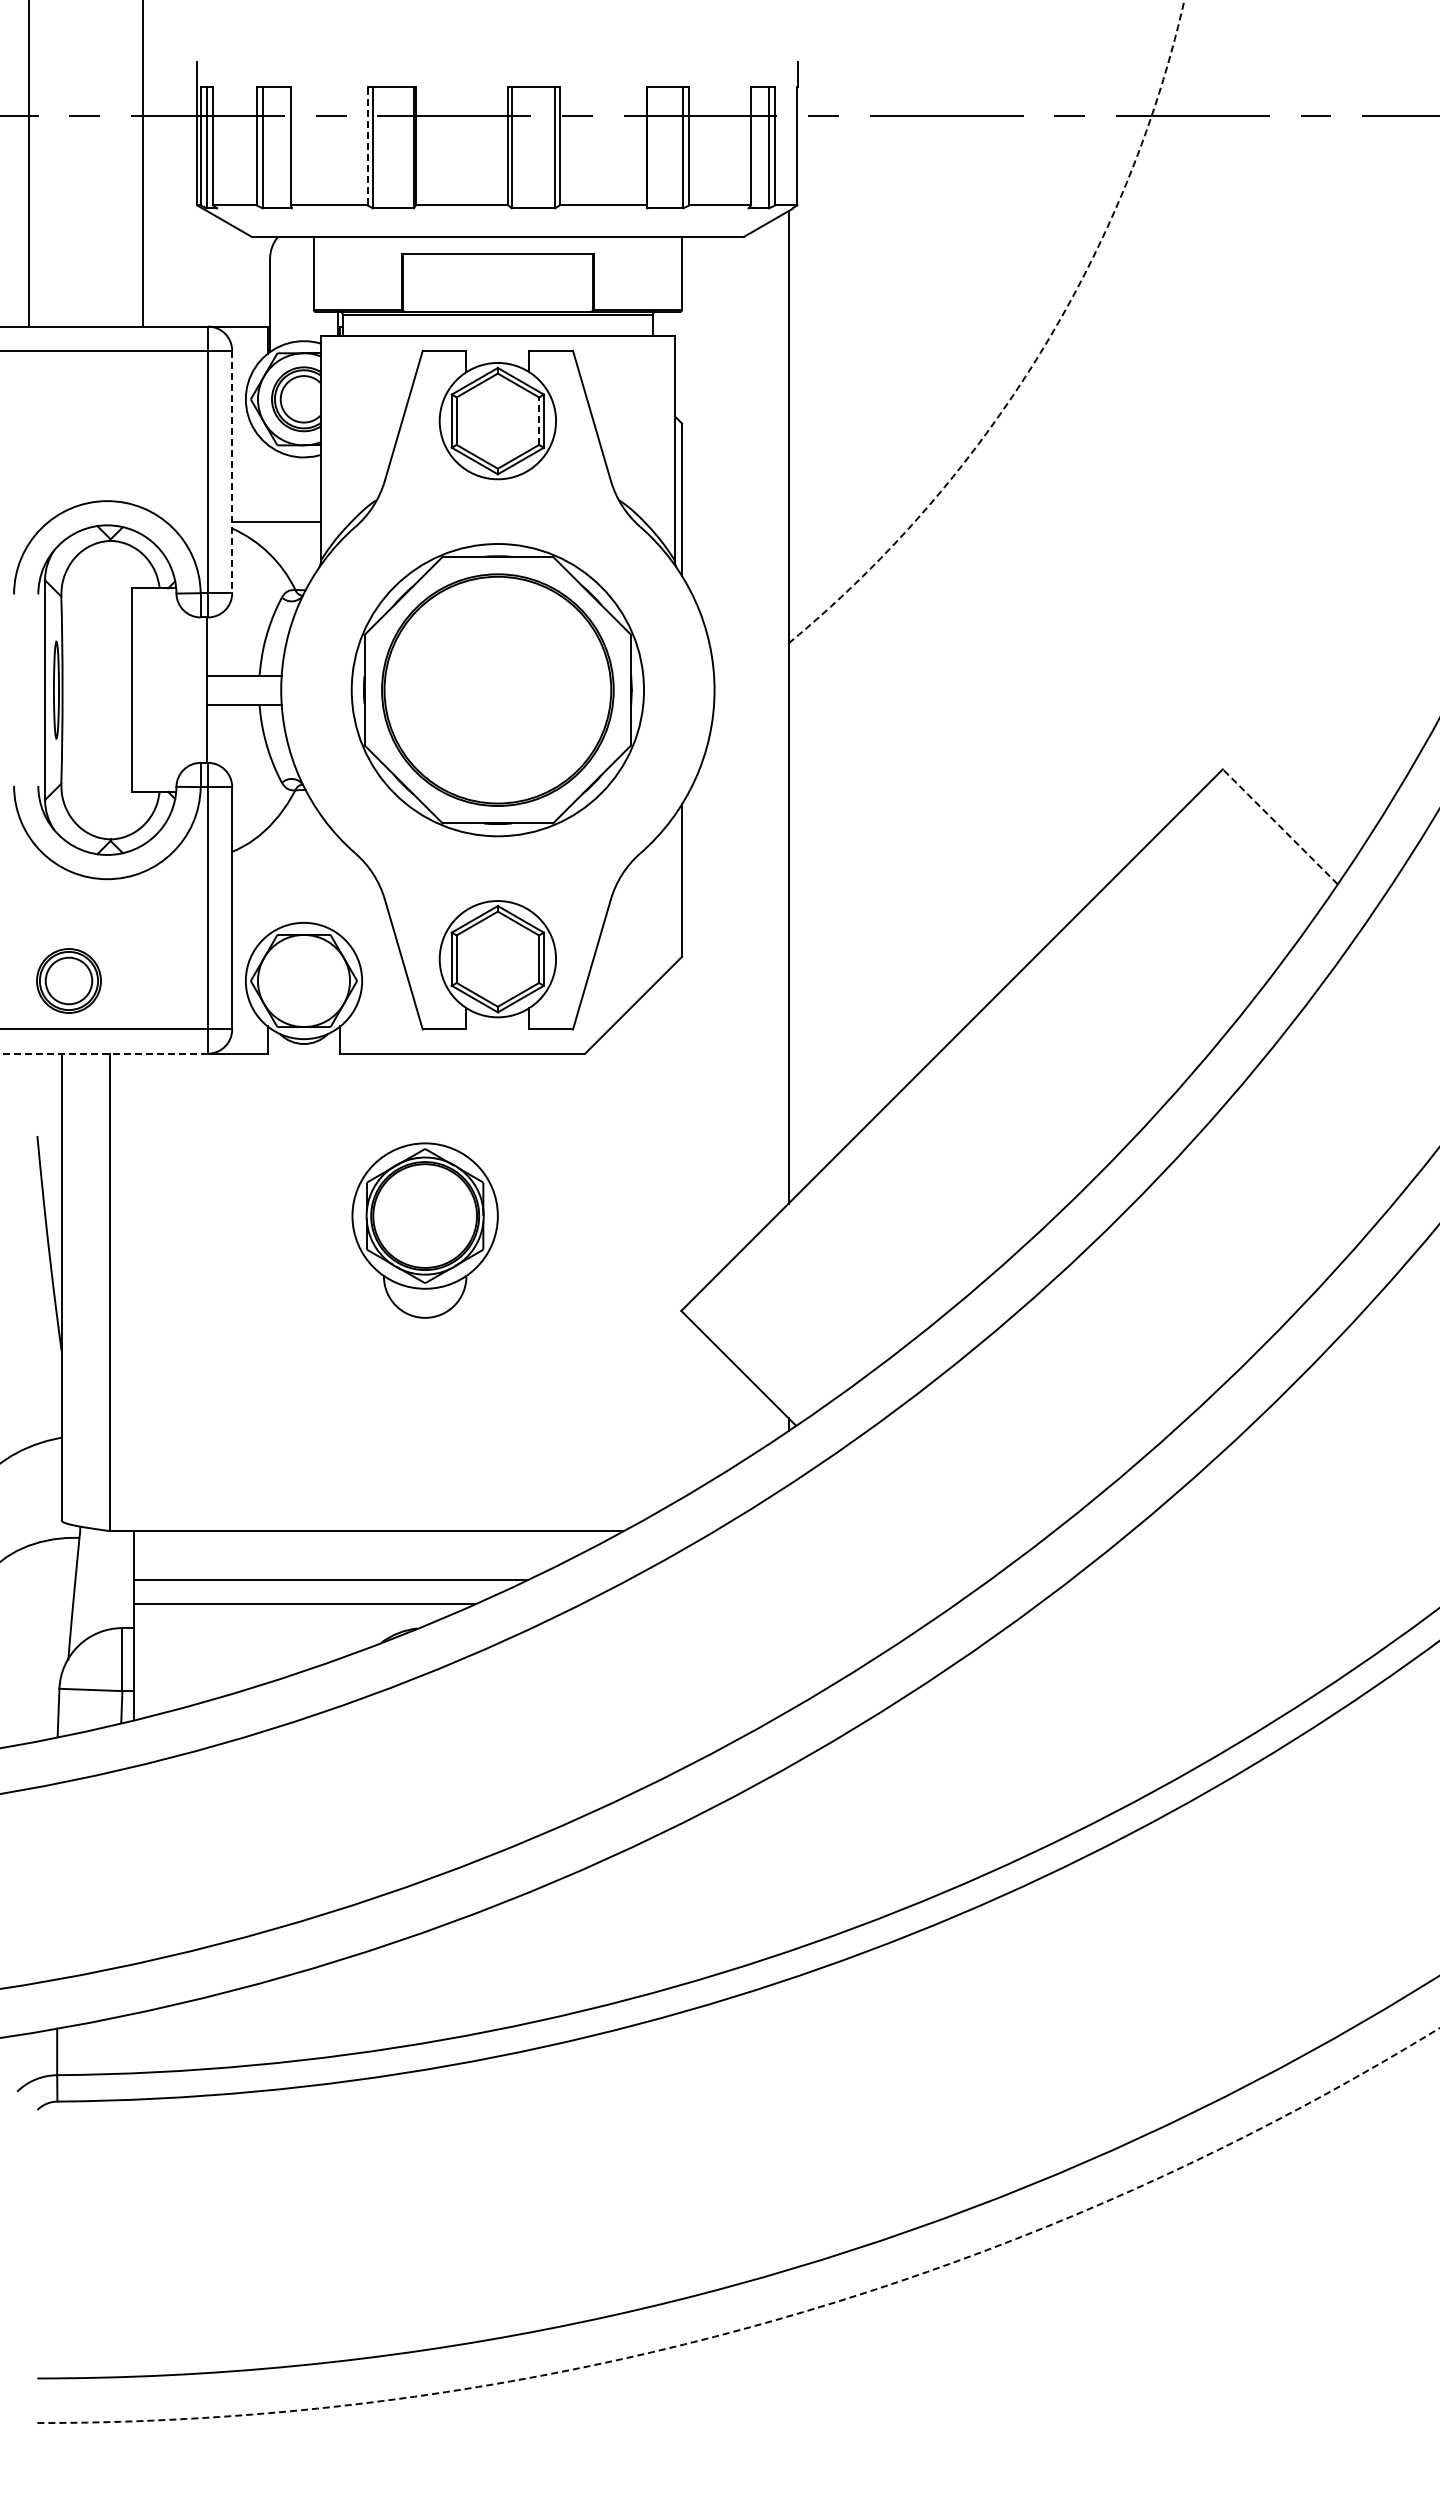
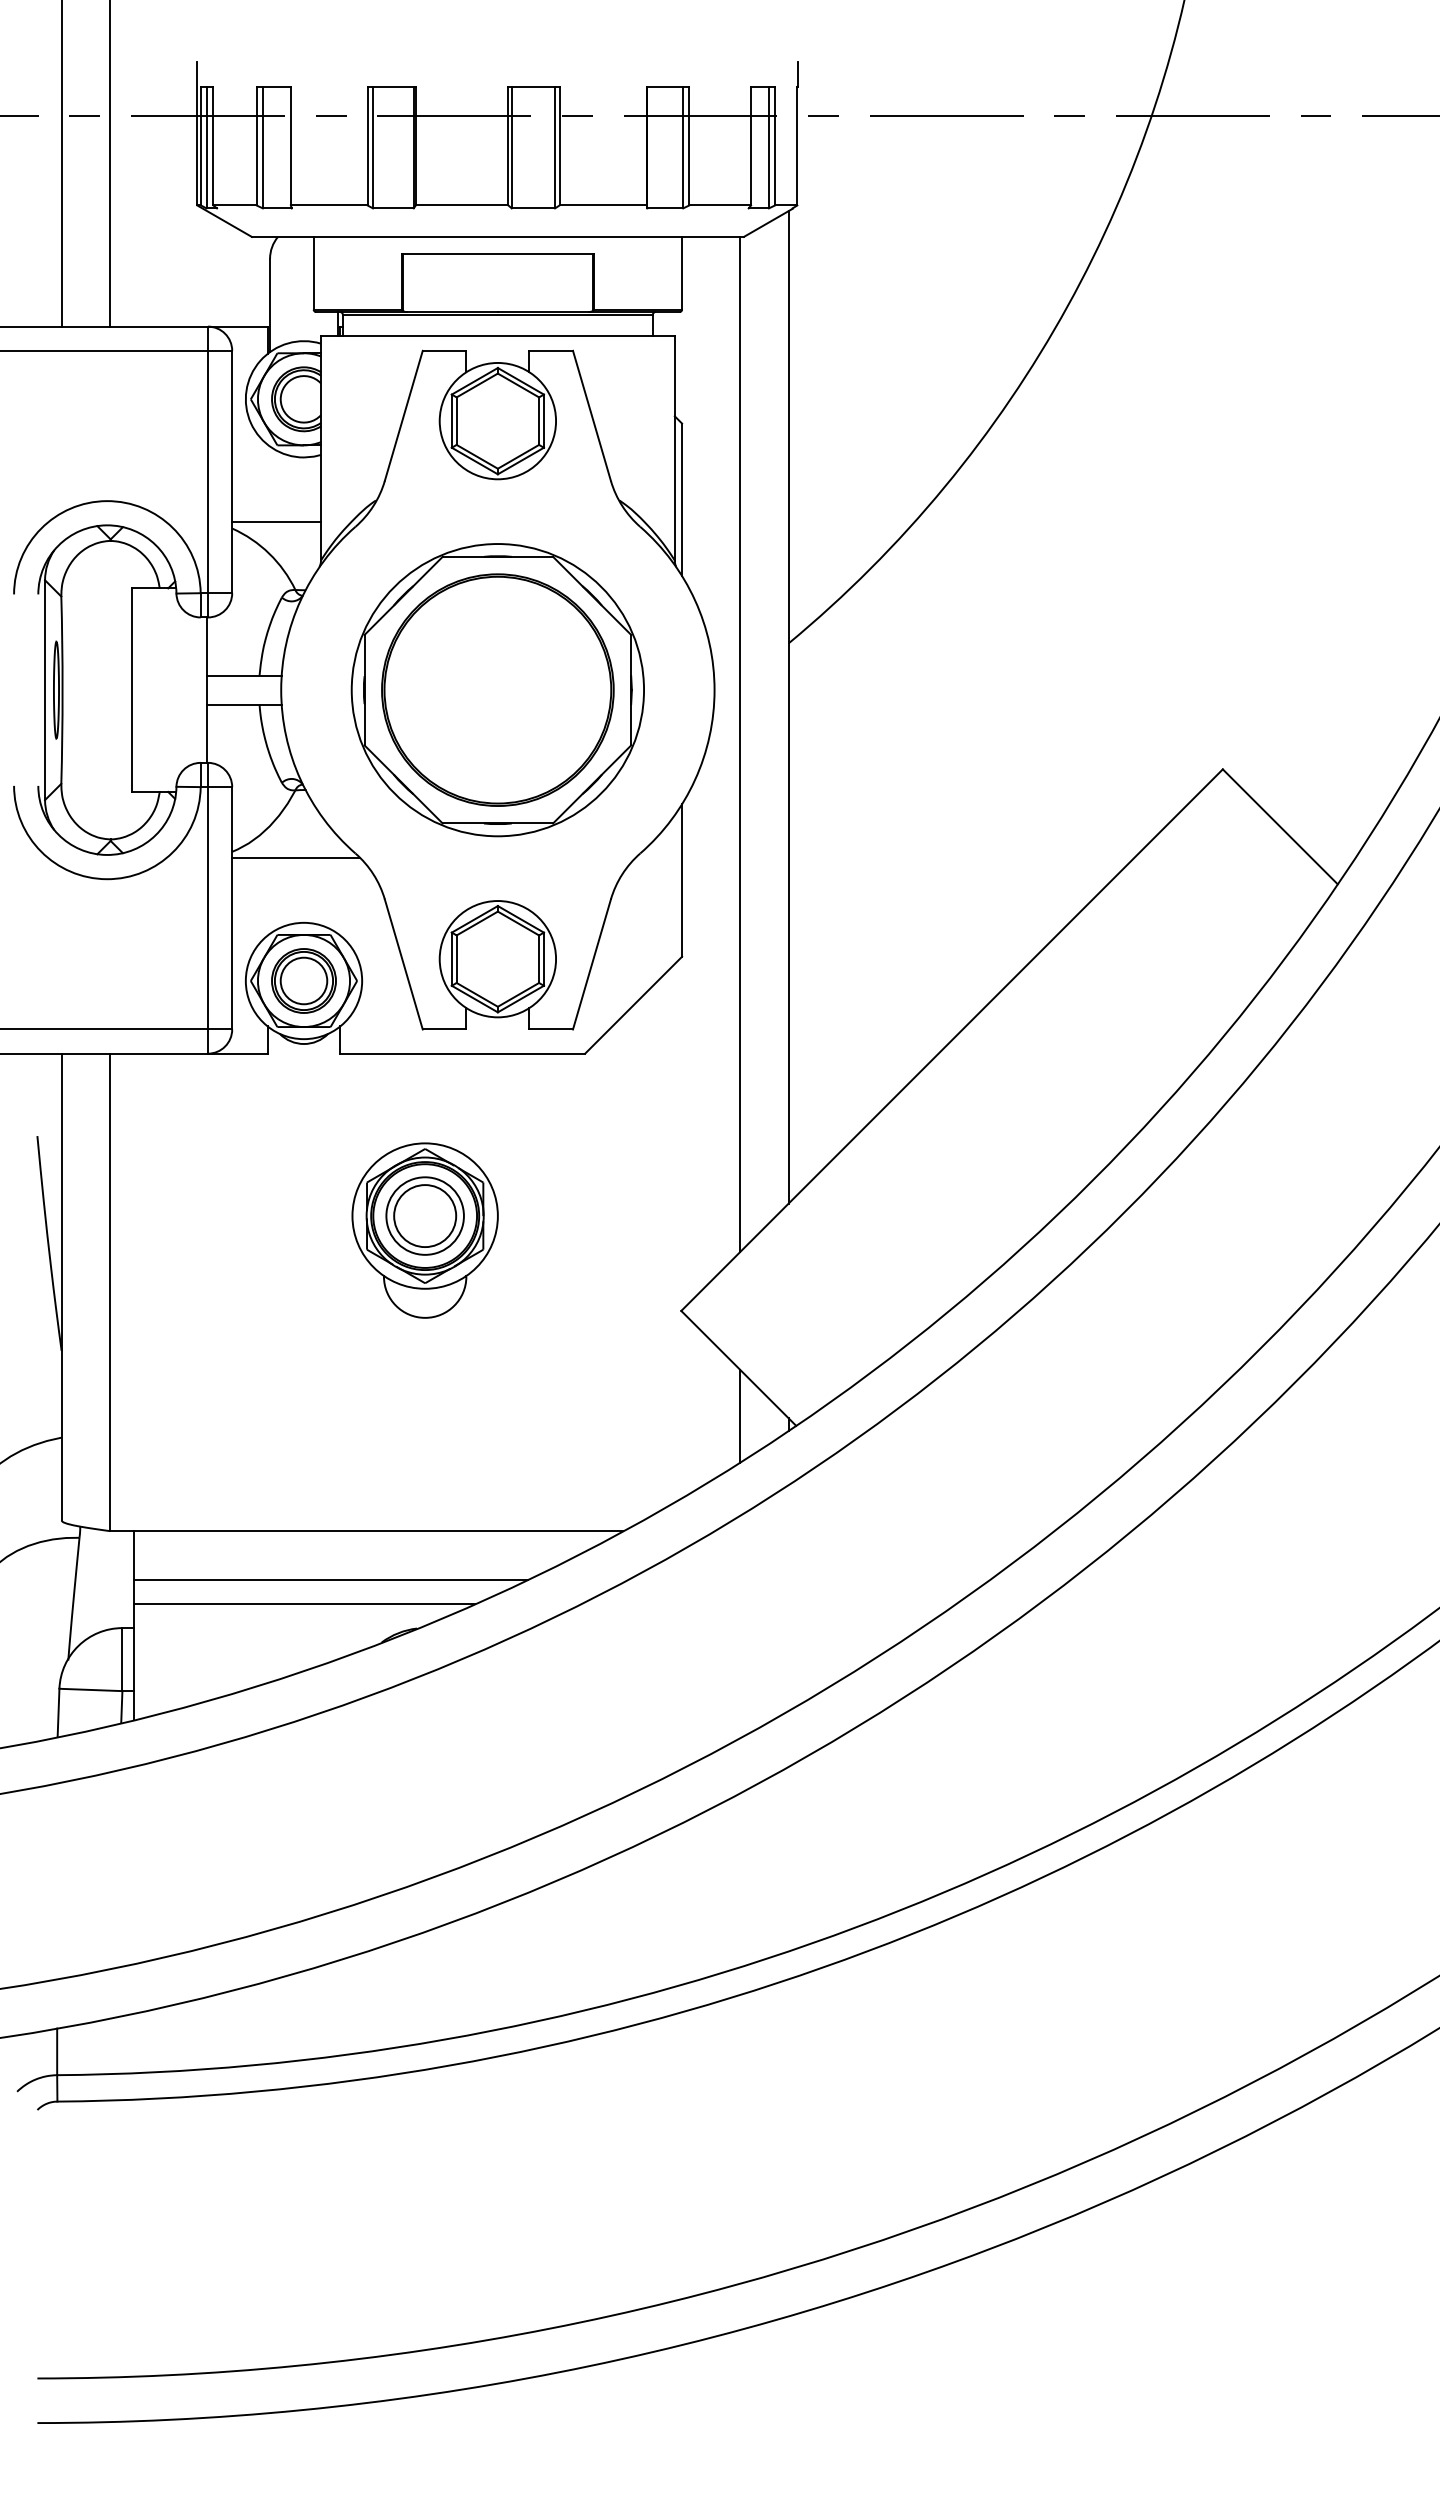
line: dashed -> solid (367, 145)
line position: (28, 164) -> (61, 164) (61, 164)
line position: (143, 164) -> (110, 164) (110, 164)
arc: dashed -> solid (1039, 354)
line: dashed -> solid (539, 421)
line: dashed -> solid (232, 472)
line: none -> present (740, 744)
line: dashed -> solid (1279, 826)
line: none -> present (296, 857)
part position: (68, 980) -> (303, 980) (303, 980)
line: dashed -> solid (104, 1053)
part: none -> present (424, 1215)
line: none -> present (740, 1415)
arc: dashed -> solid (766, 2322)
